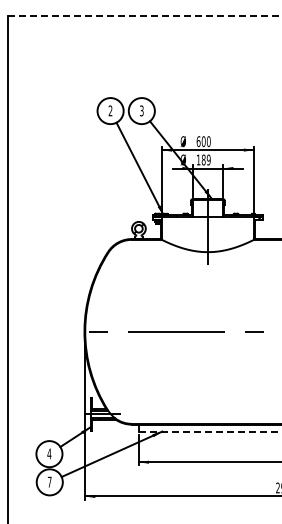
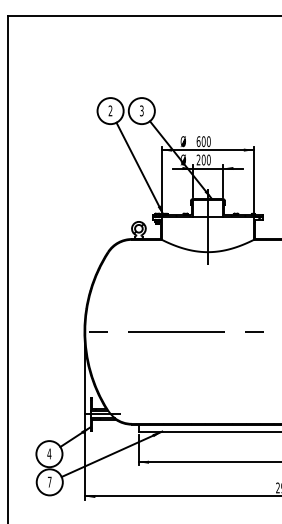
line: dashed -> solid (145, 15)
text: 189 -> 200 (203, 159)
line: dashed -> solid (210, 431)
